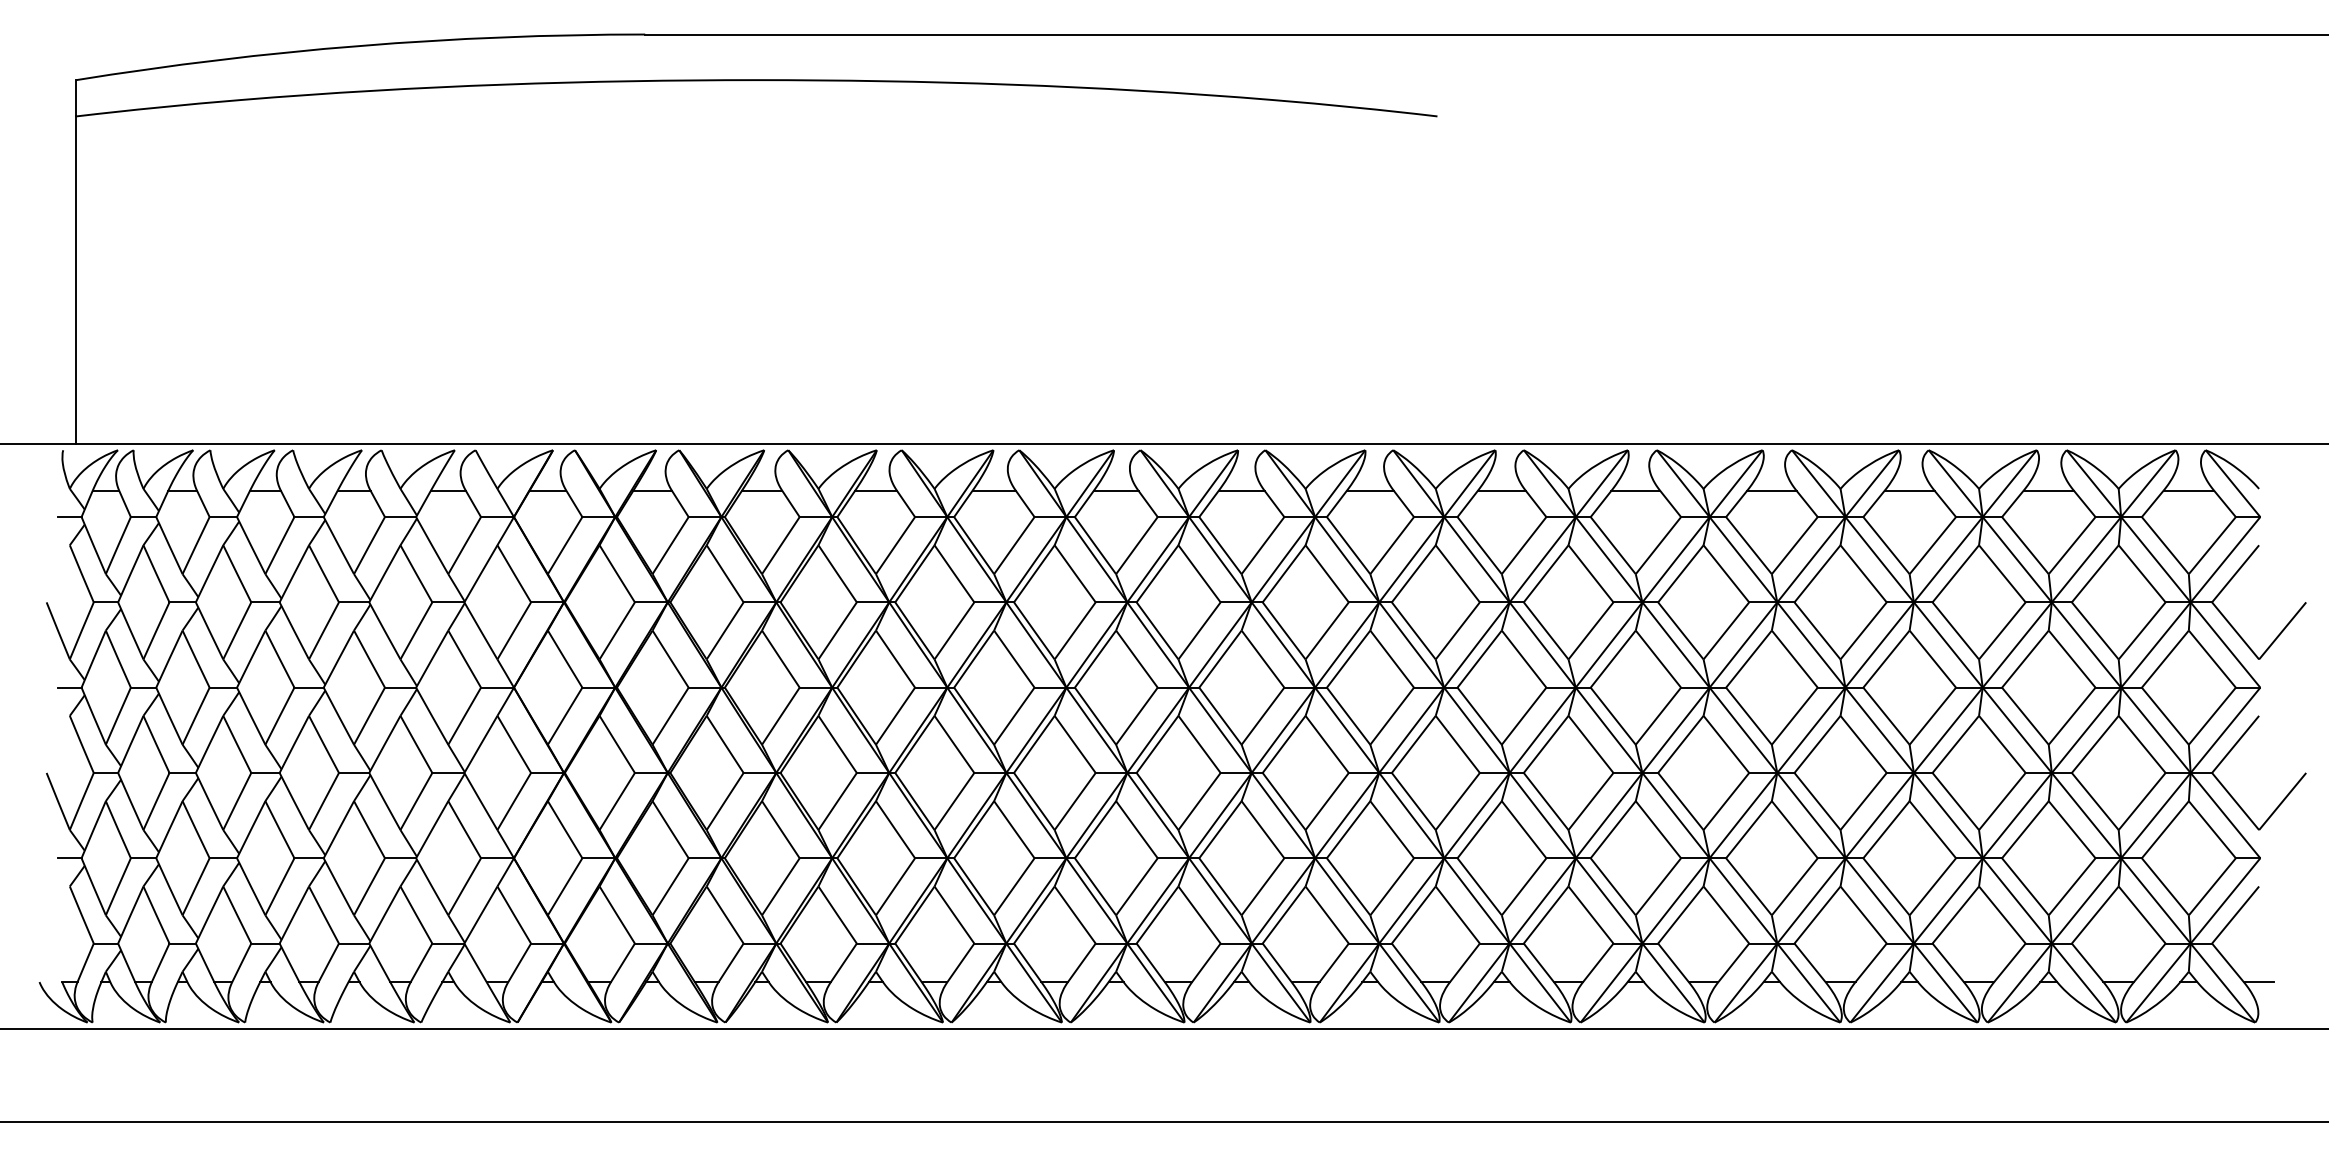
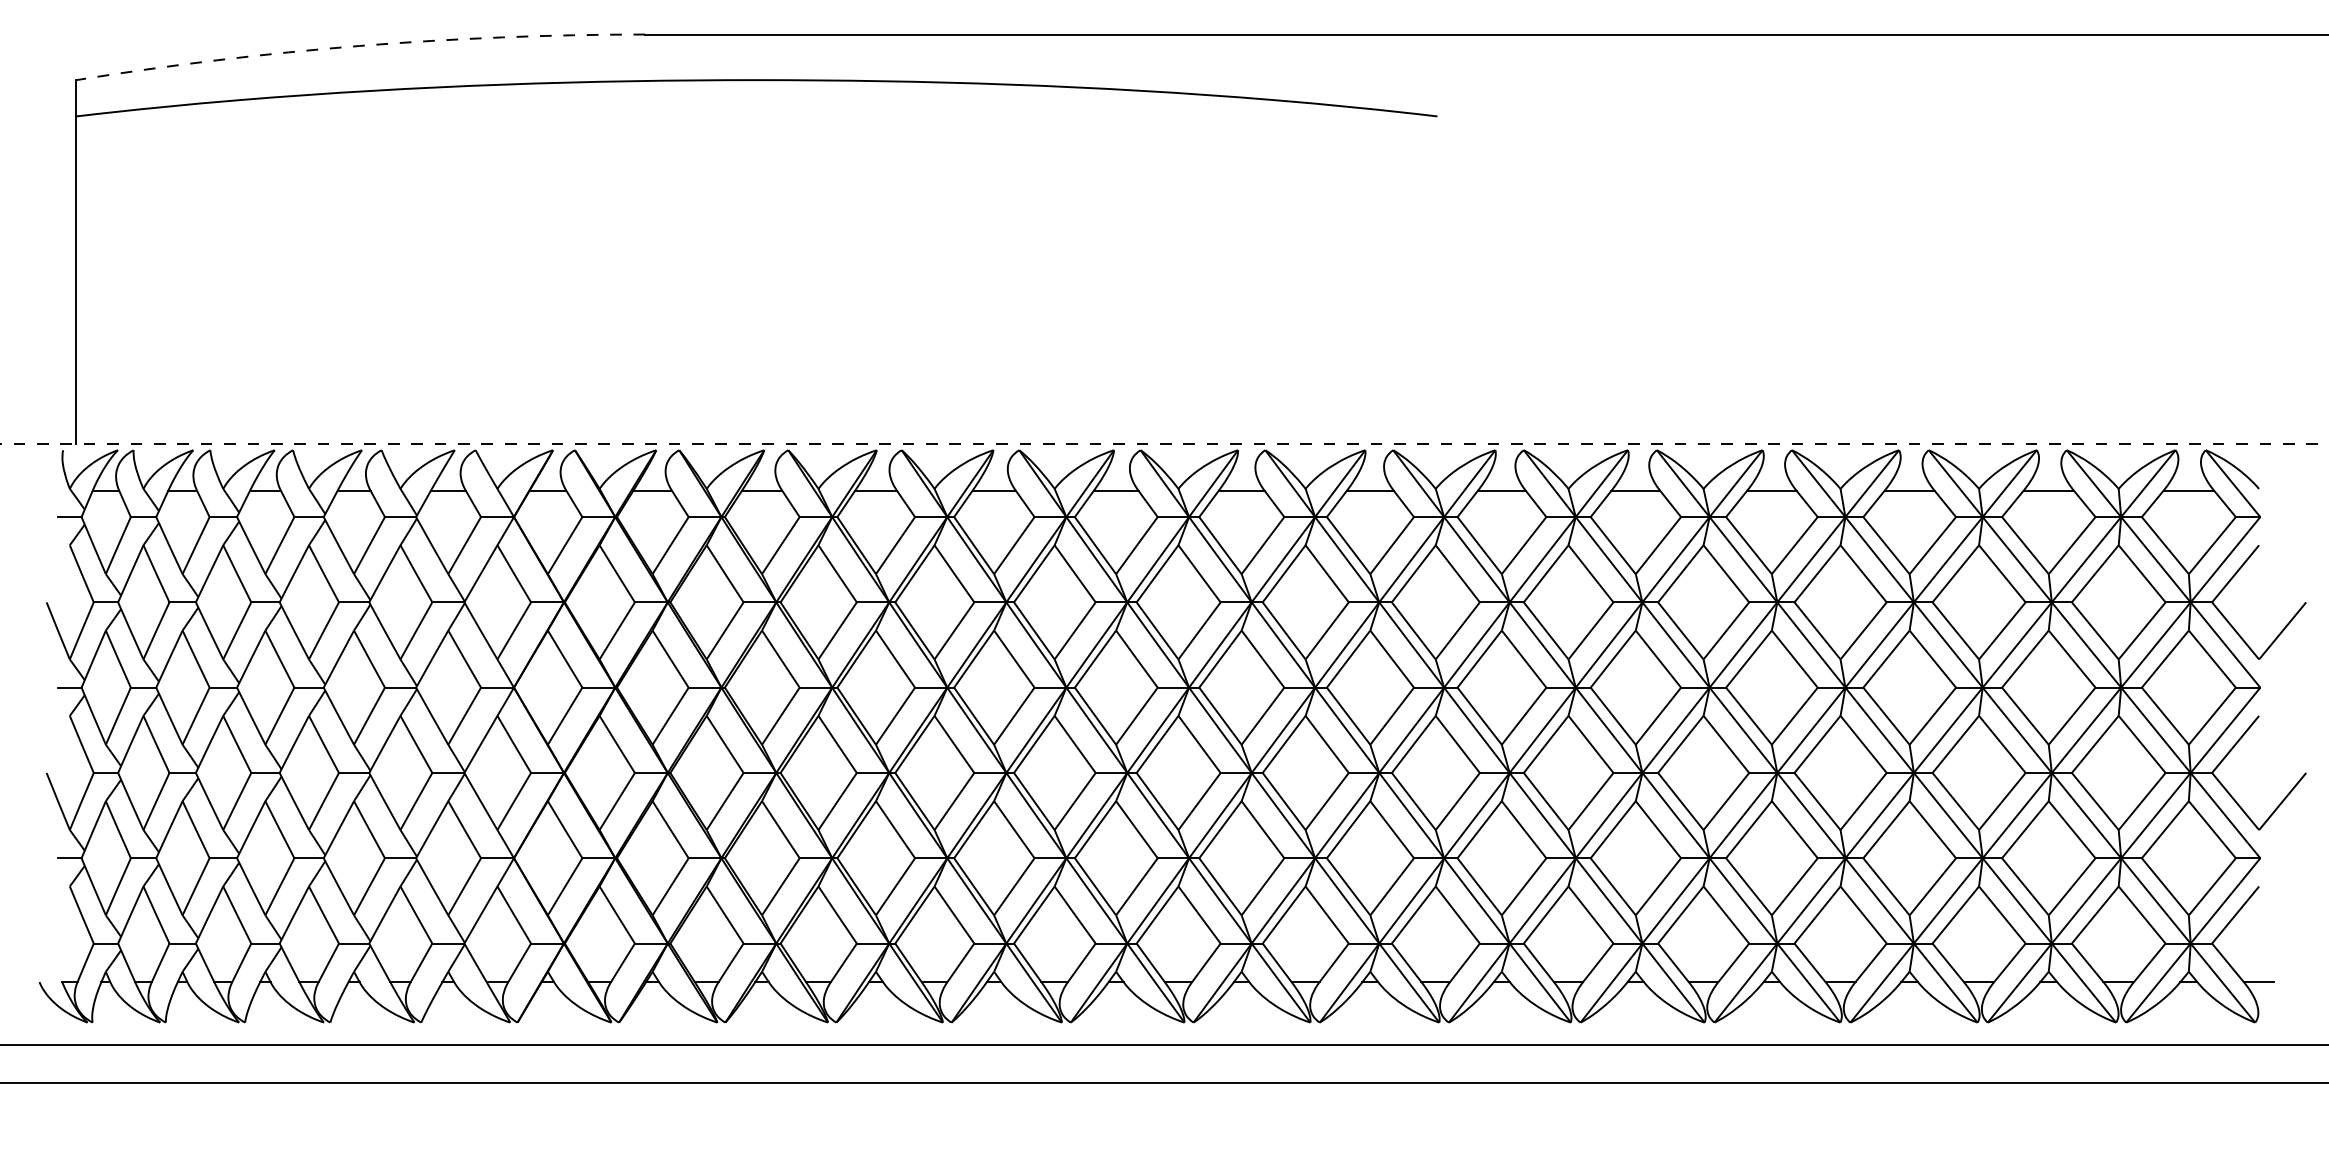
arc: solid -> dashed (359, 45)
line: solid -> dashed (1165, 443)
line position: (1163, 1028) -> (1163, 1044) (1163, 1044)
line position: (1163, 1122) -> (1163, 1083) (1163, 1083)
